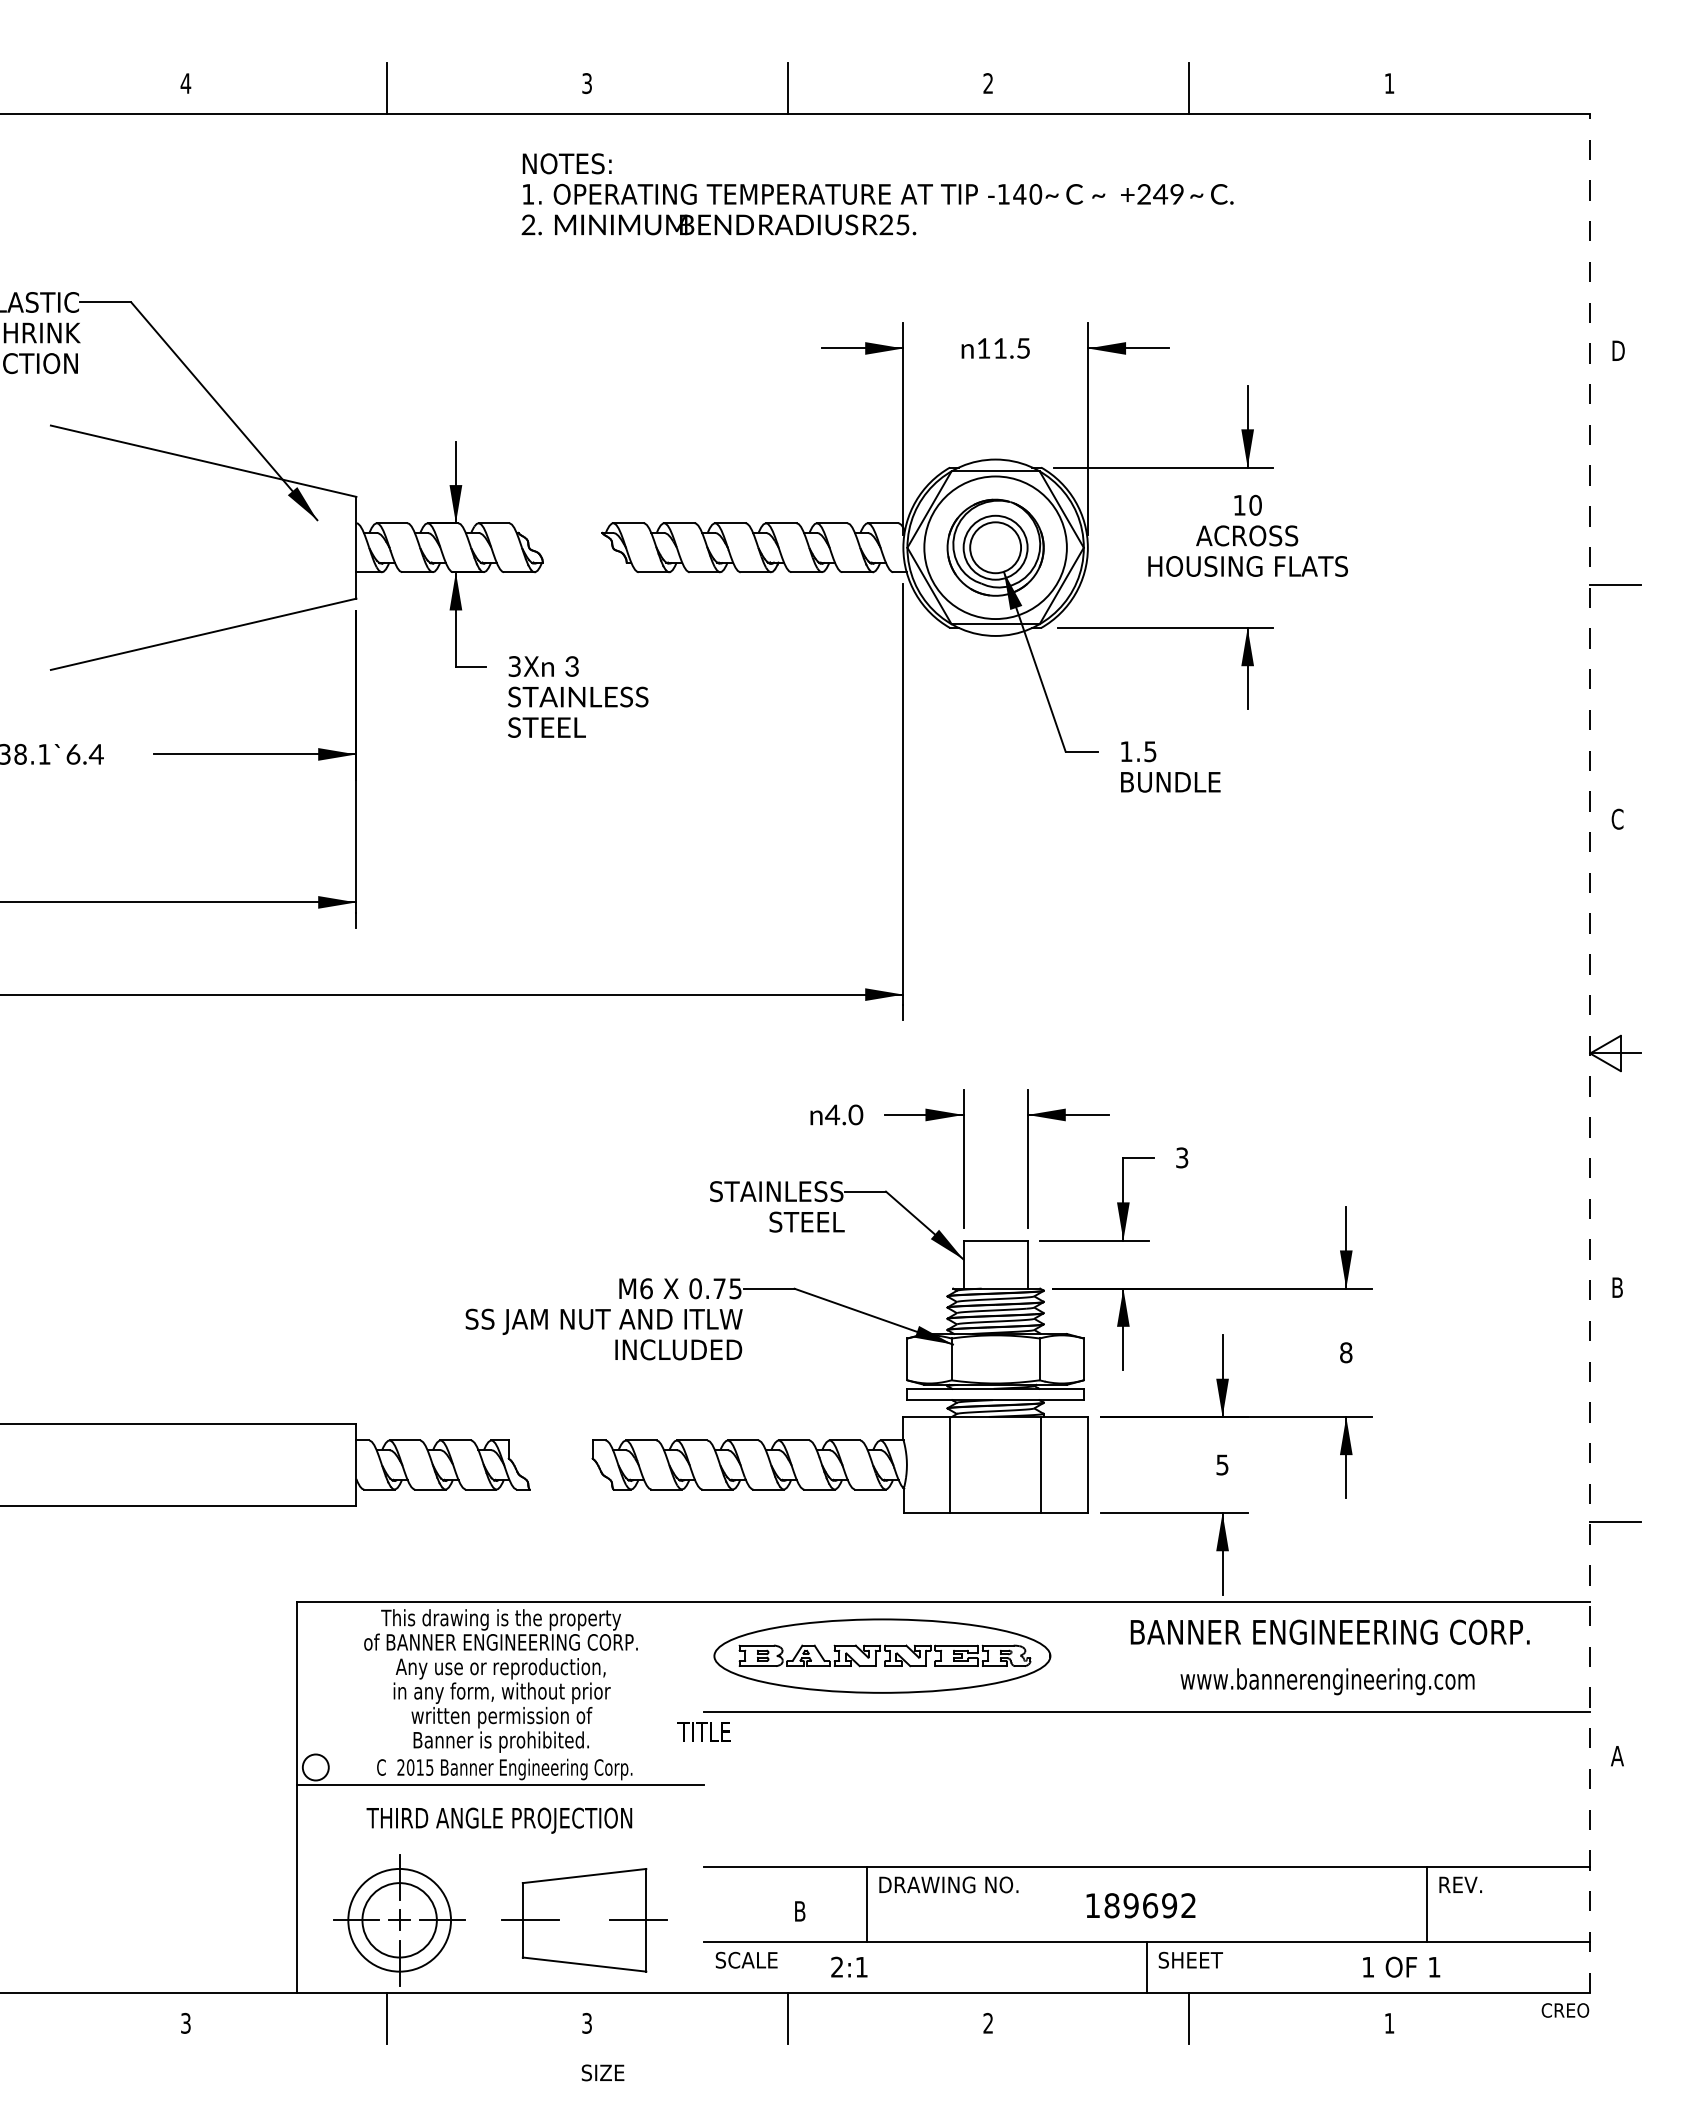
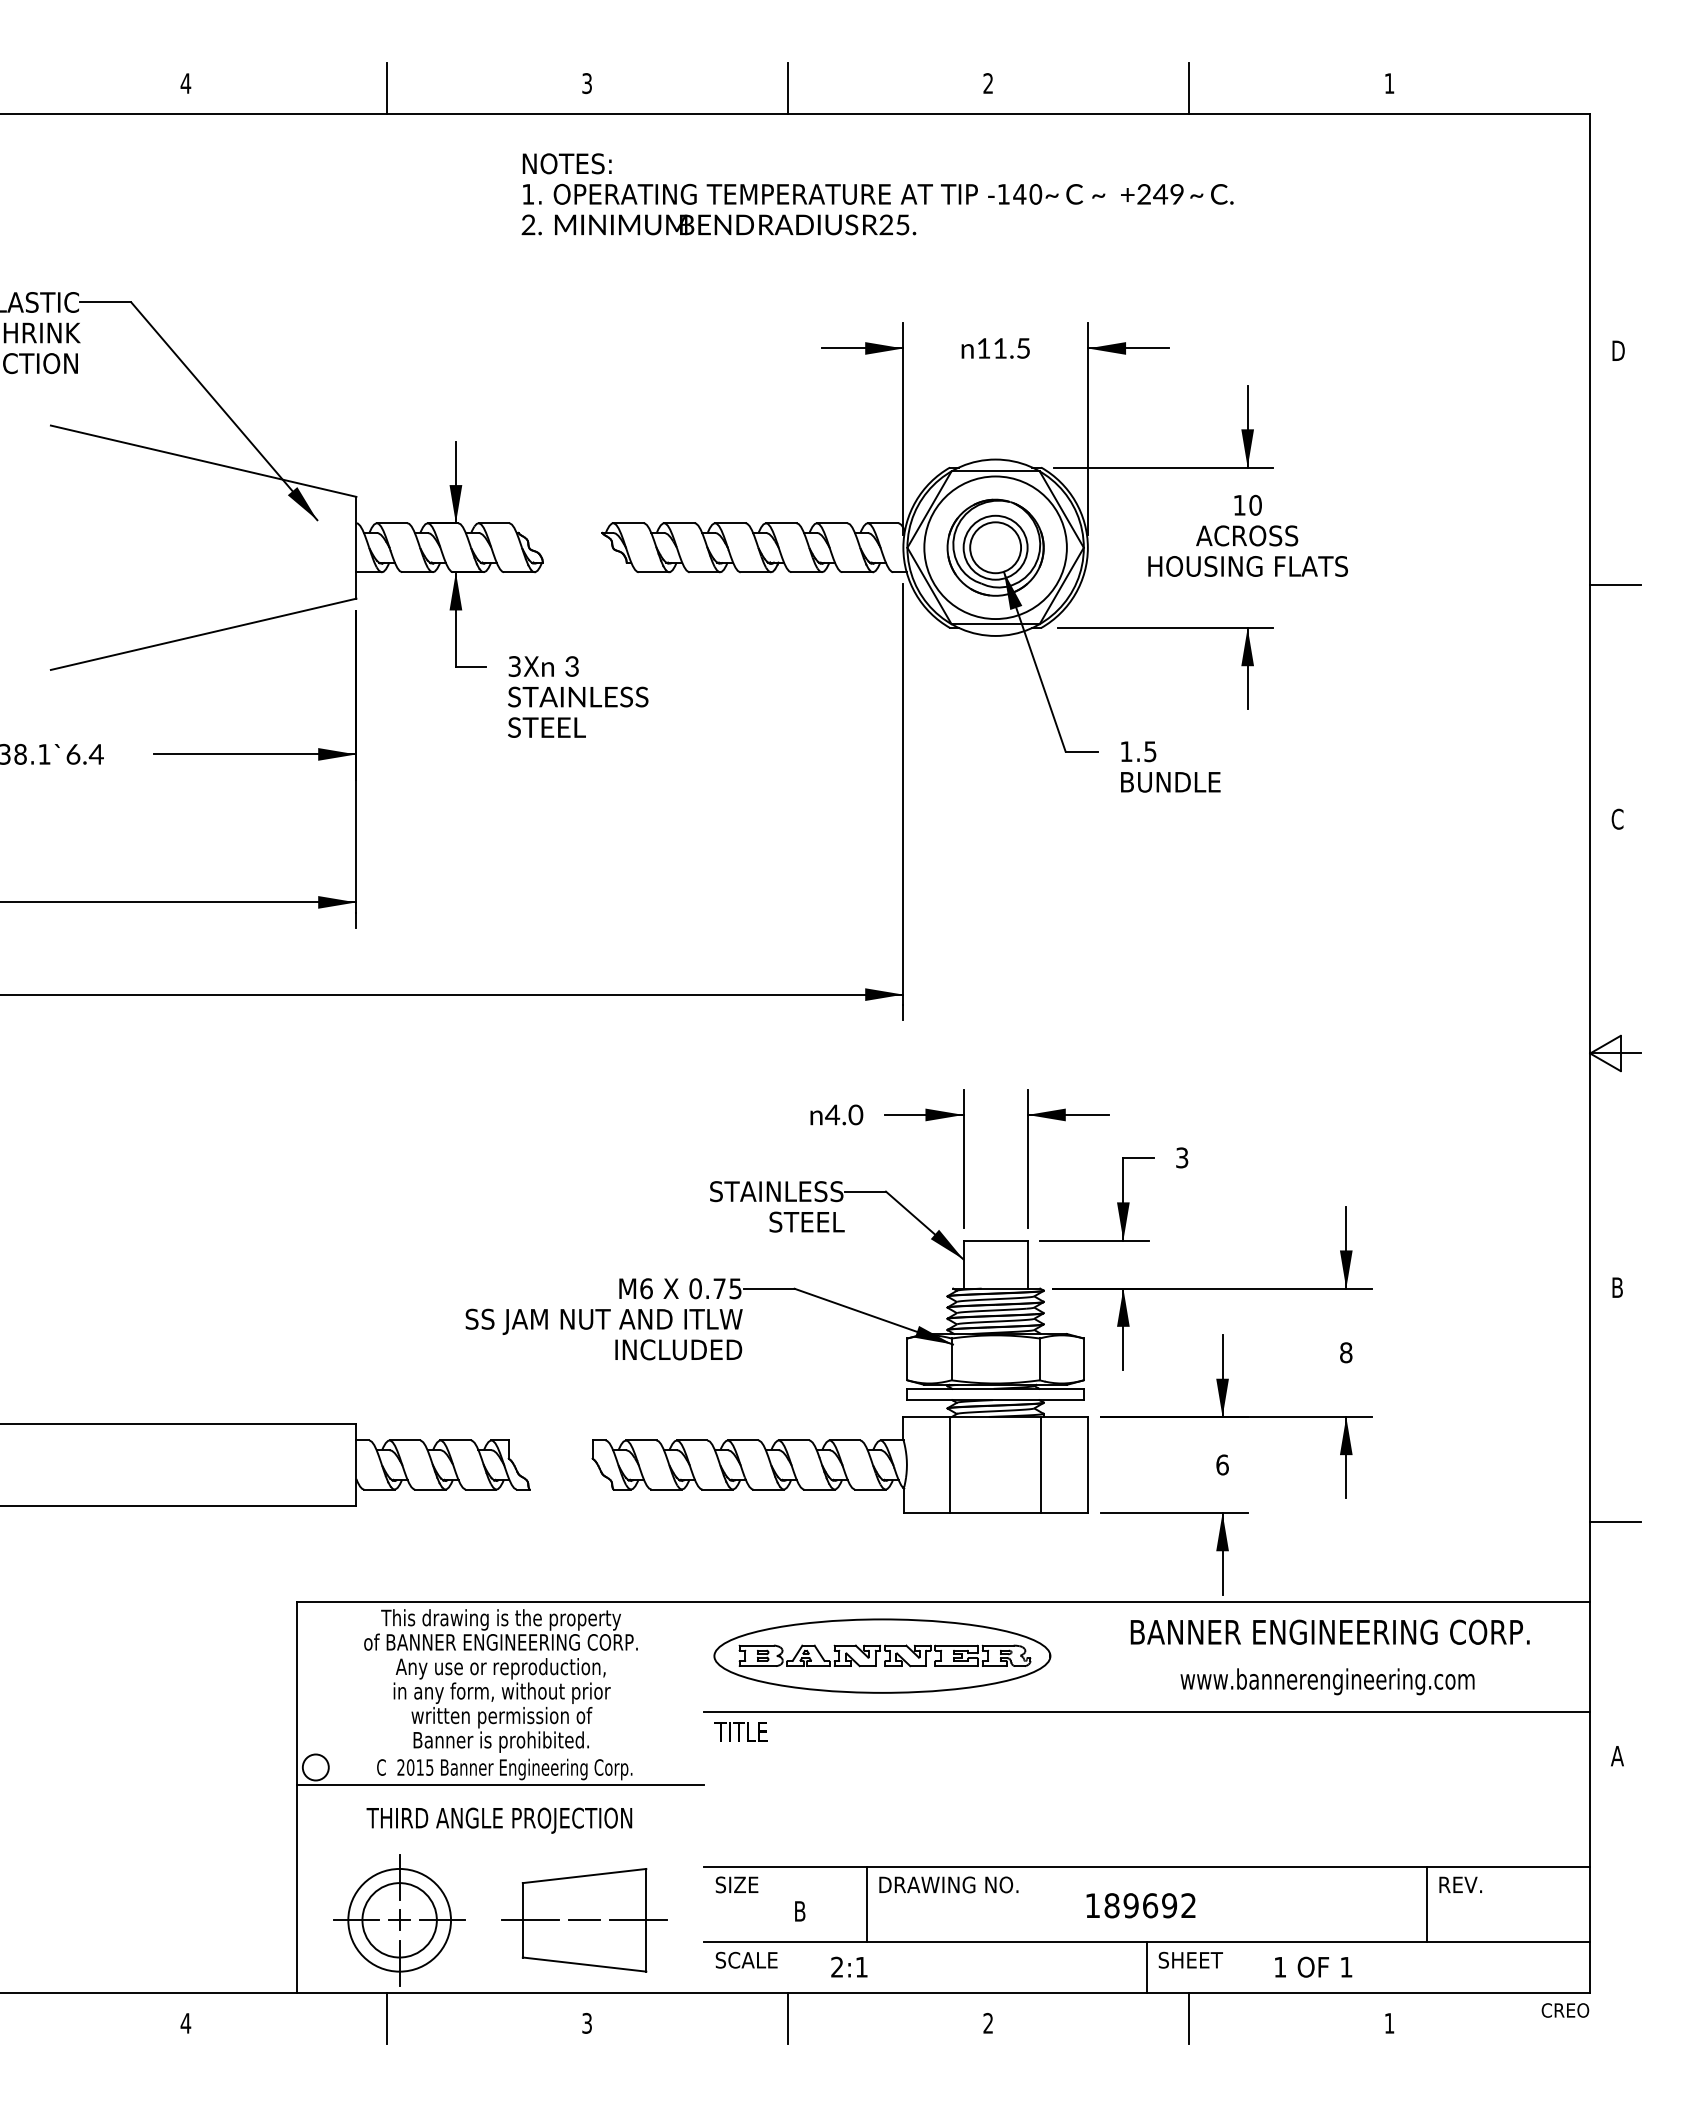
line: dashed -> solid (1590, 1053)
text: 5 -> 6 (1222, 1464)
text position: (703, 1731) -> (740, 1731) (740, 1731)
line: none -> present (584, 1920)
text position: (1401, 1966) -> (1313, 1966) (1313, 1966)
text: 3 -> 4 (185, 2022)
text position: (602, 2072) -> (736, 1884) (736, 1884)
